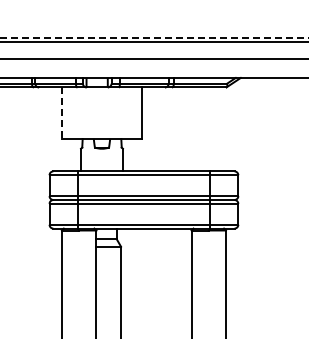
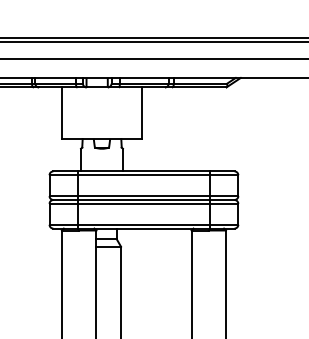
line: dashed -> solid (153, 37)
line: dashed -> solid (61, 113)
